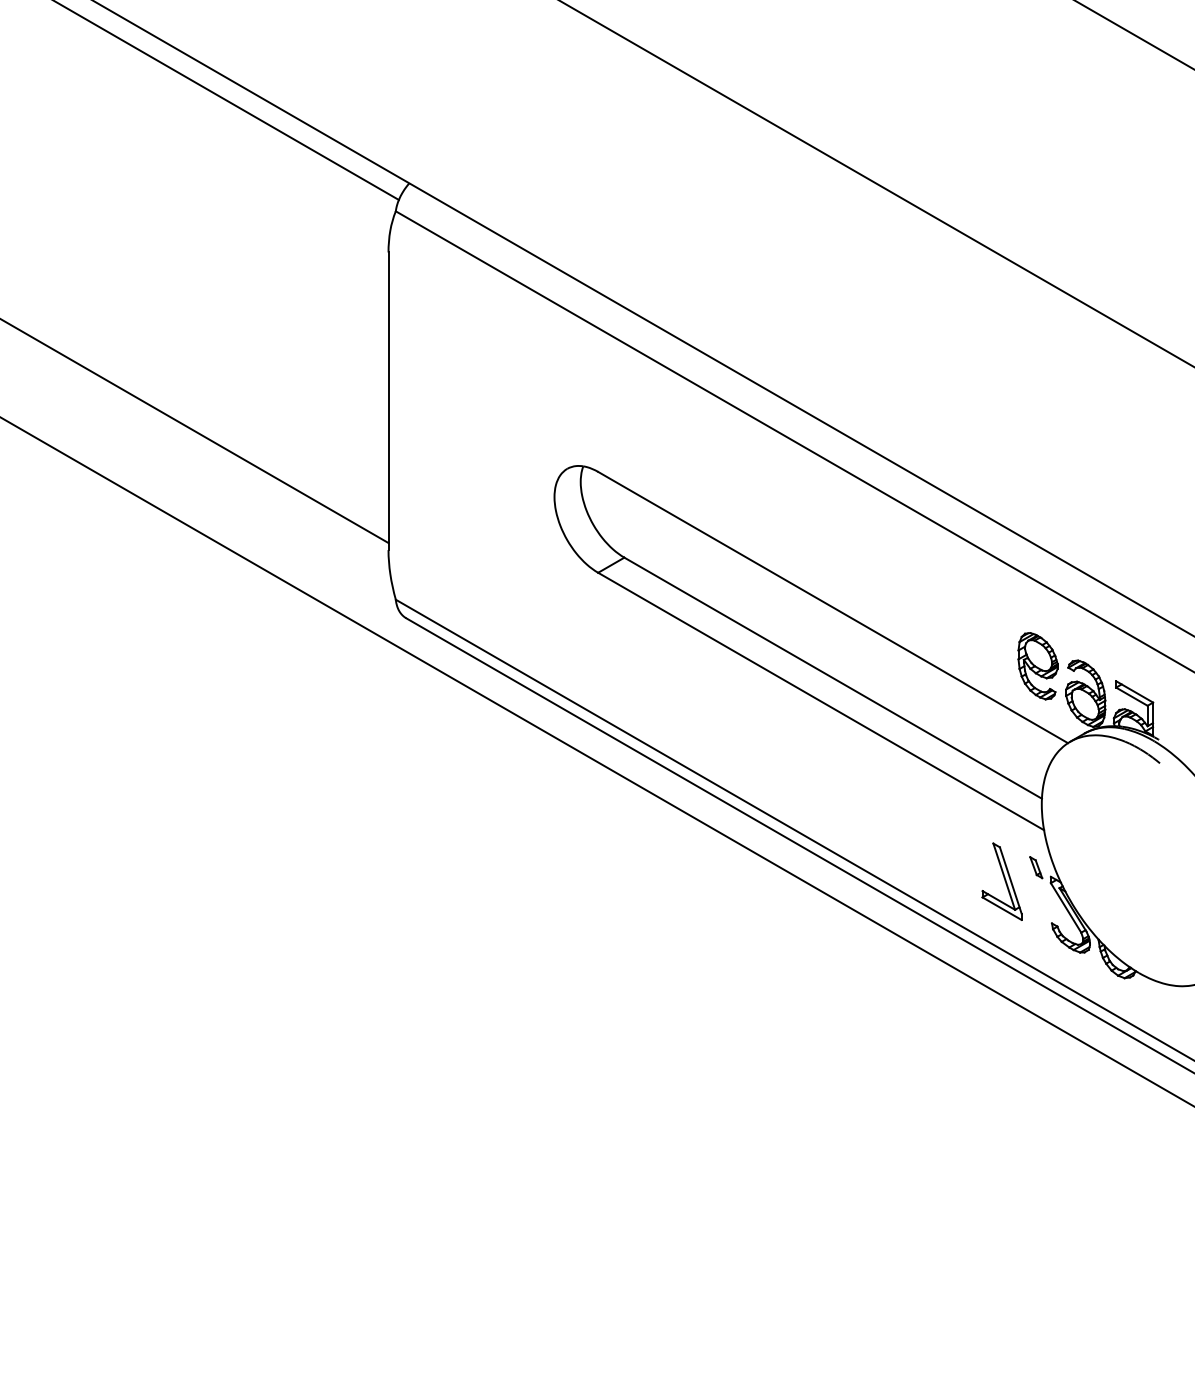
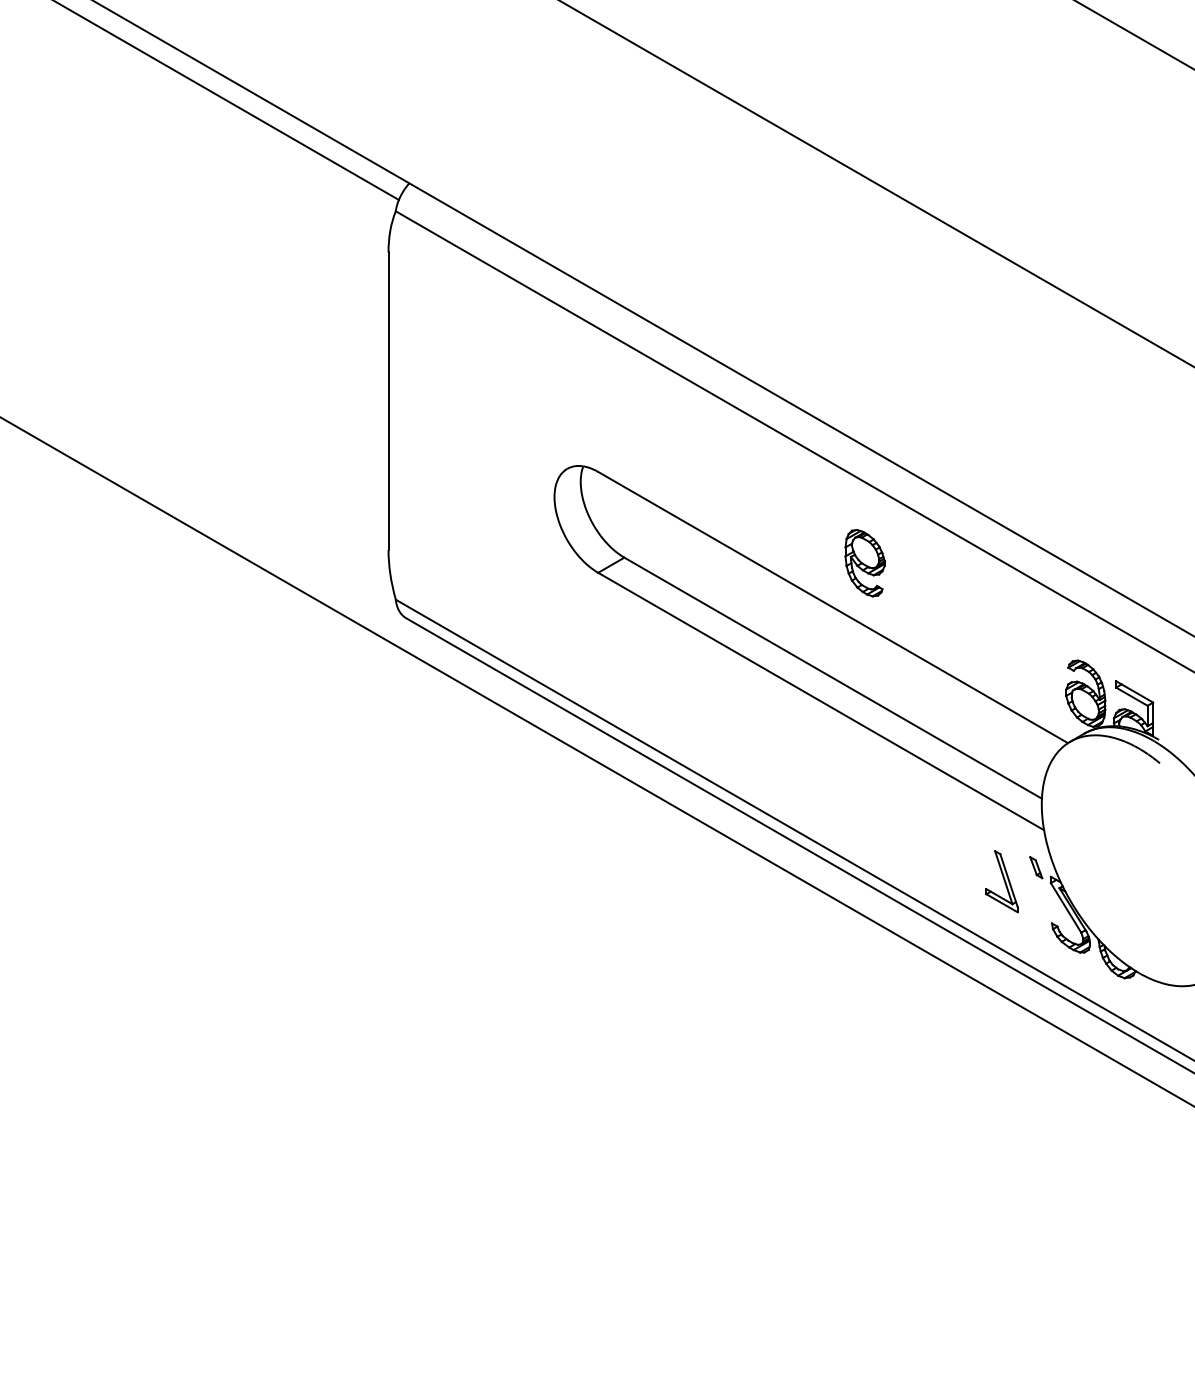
line: present -> none (195, 431)
part position: (1037, 666) -> (864, 563) (864, 563)
part size: 42x79 px -> 34x64 px (1001, 881)
